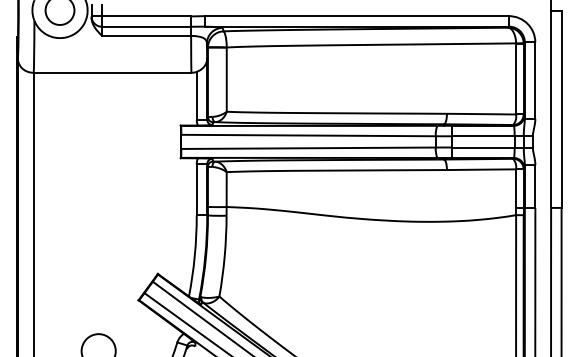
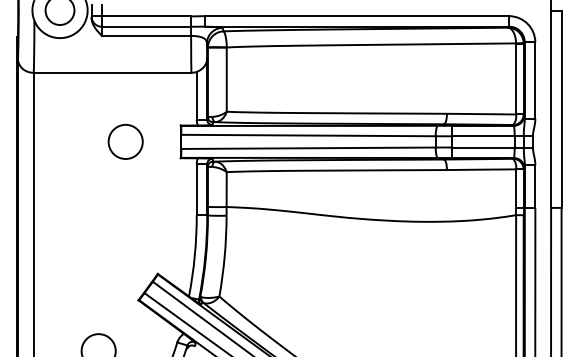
circle: none -> present (125, 141)
